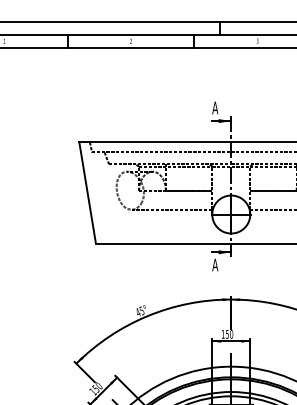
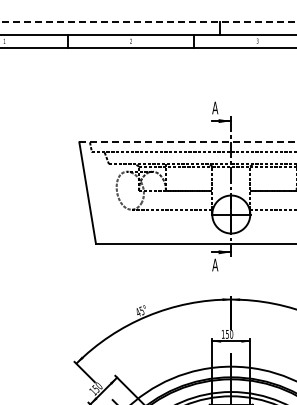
line: solid -> dashed (149, 22)
line: solid -> dashed (187, 142)
